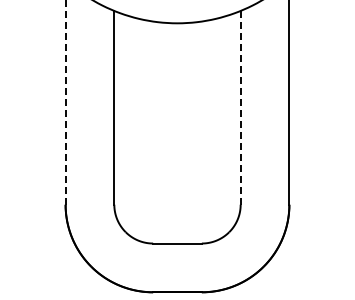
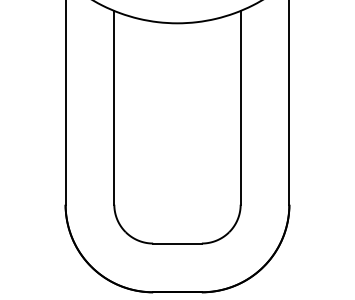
line: dashed -> solid (65, 102)
line: dashed -> solid (240, 107)
